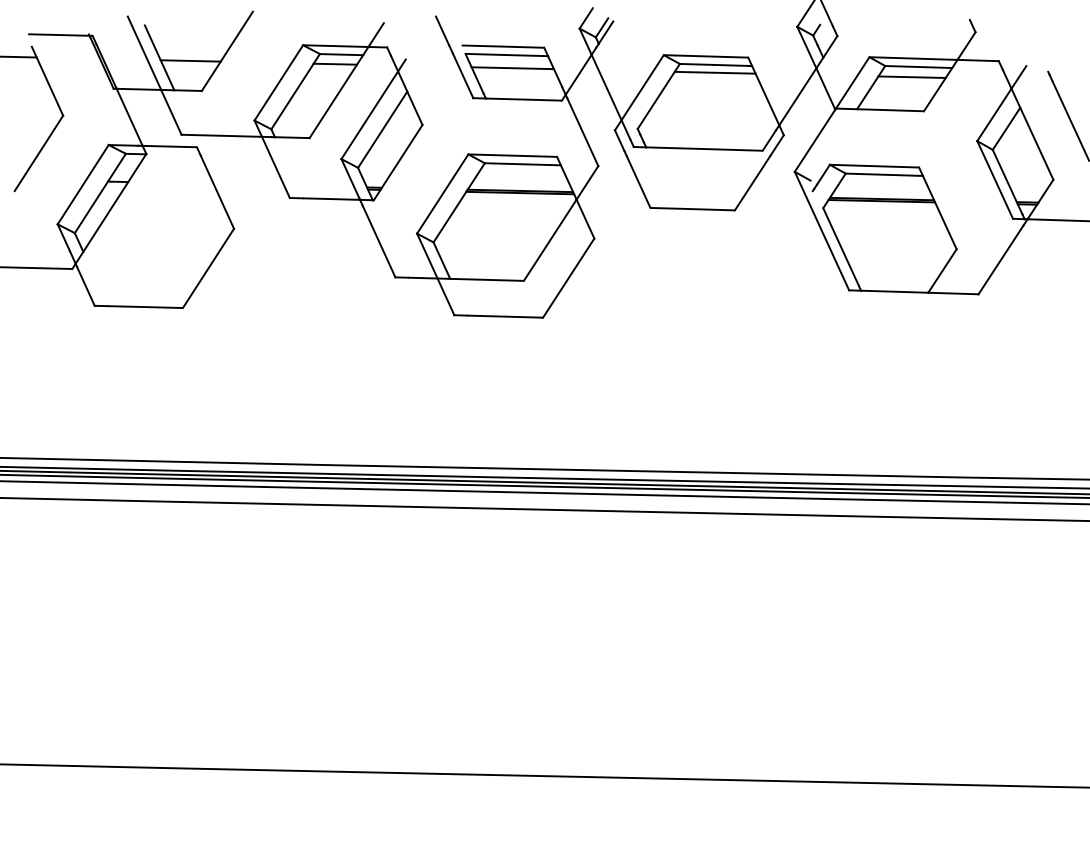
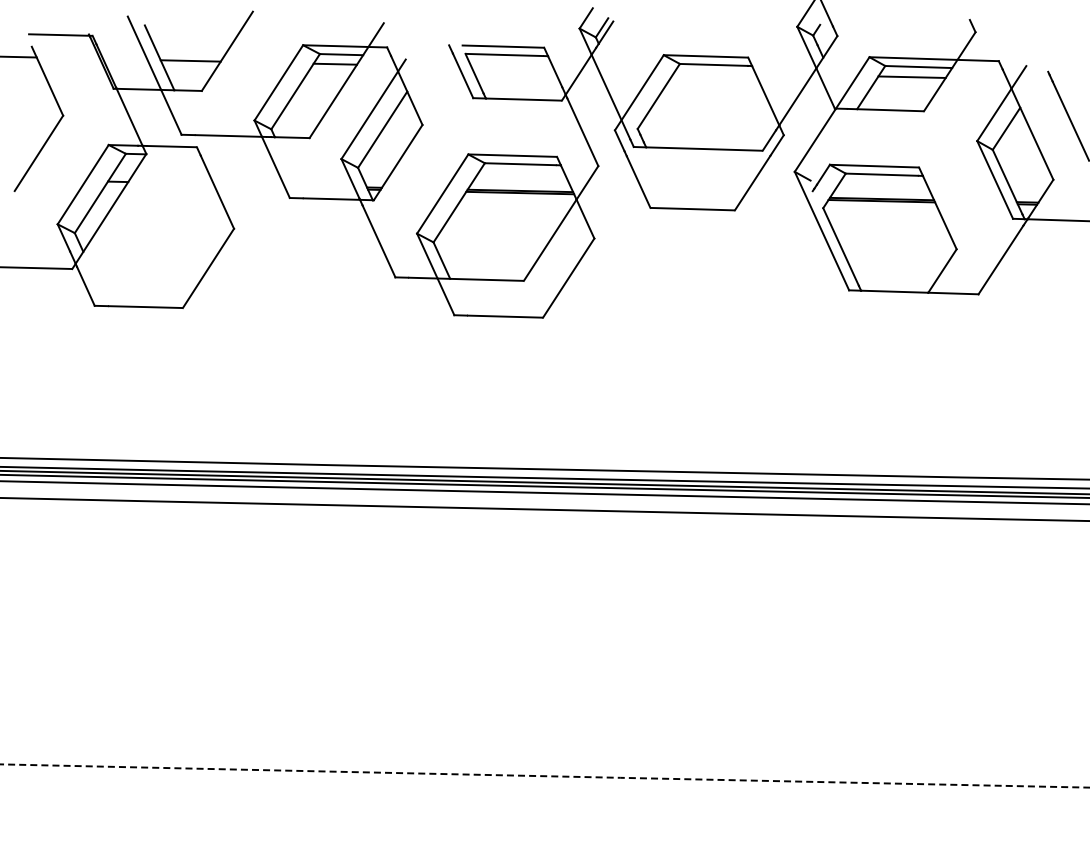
line: present -> none (442, 30)
line: present -> none (512, 68)
line: present -> none (714, 72)
arc: solid -> dashed (545, 776)
